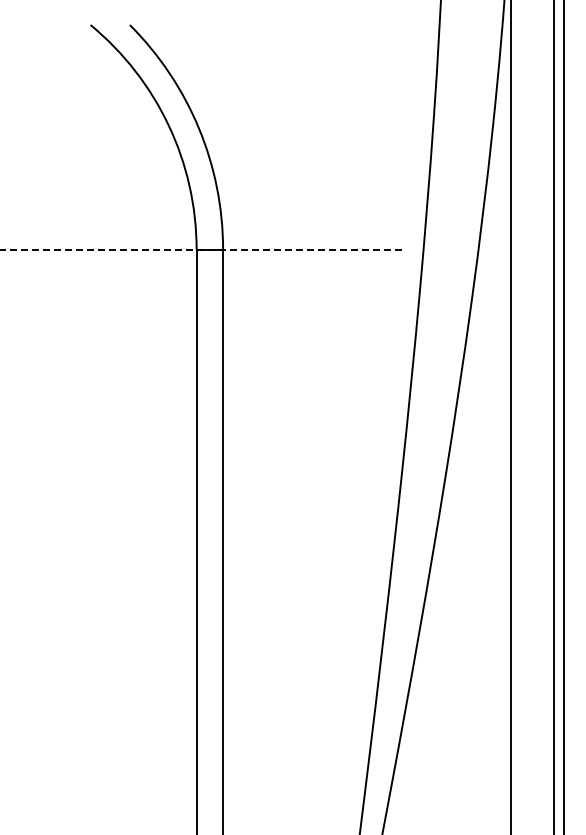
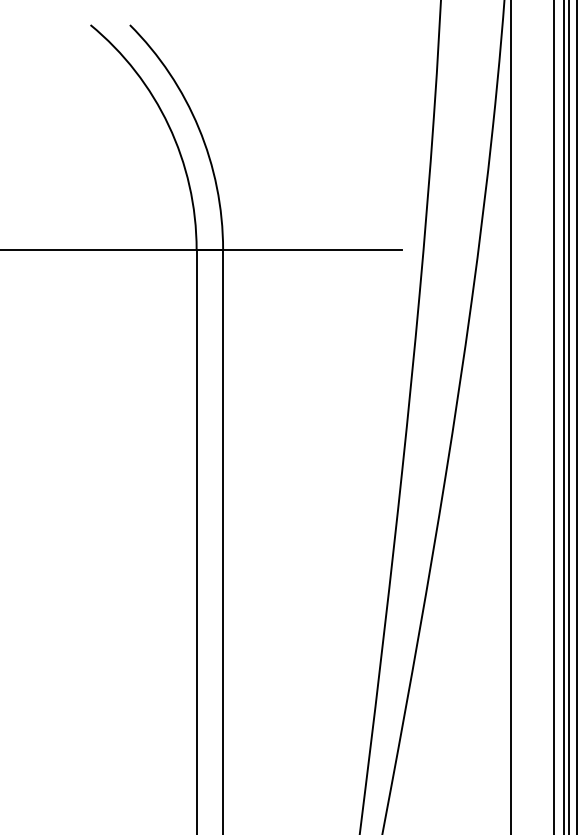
line: dashed -> solid (200, 249)
line: none -> present (568, 416)
line: none -> present (577, 416)
